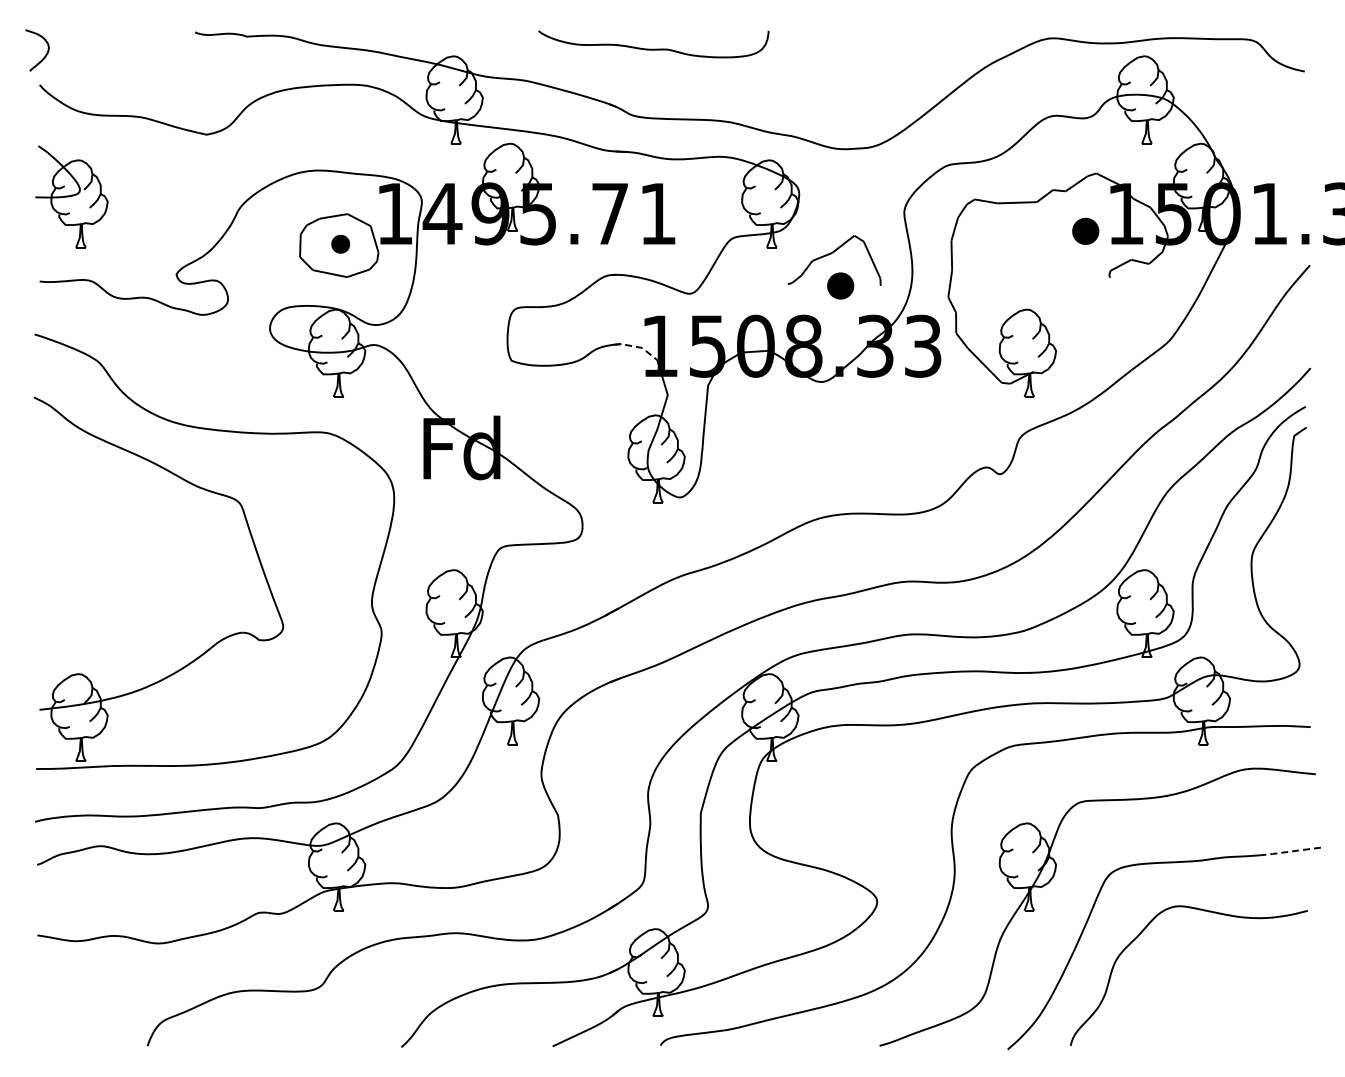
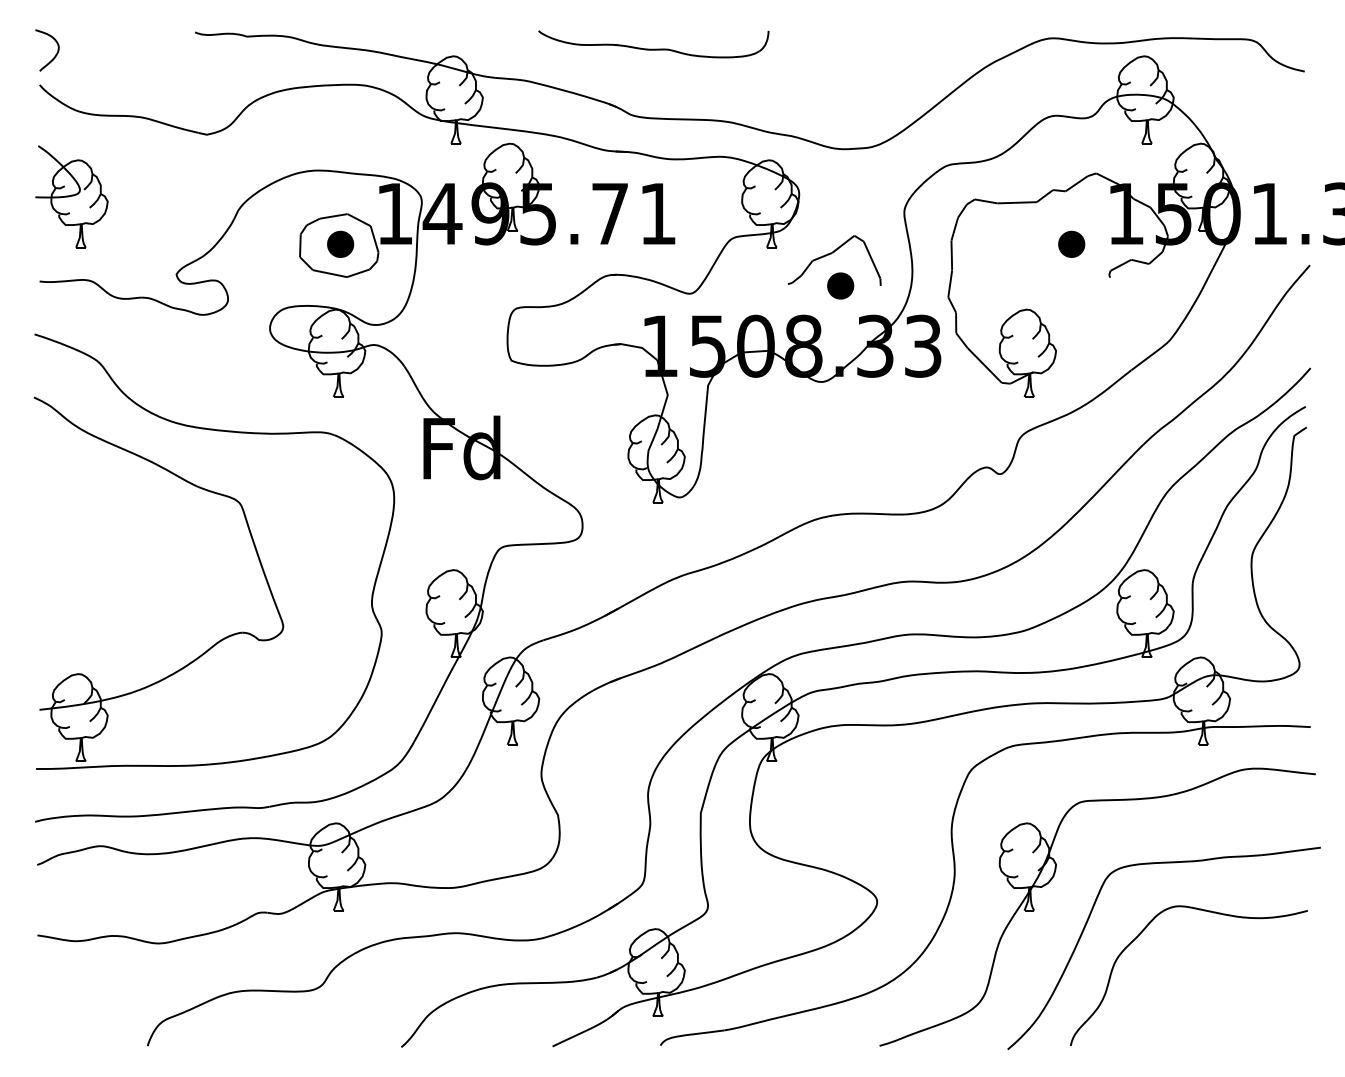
curve position: (45, 54) -> (55, 54) (55, 54)
part position: (1085, 230) -> (1071, 243) (1071, 243)
part size: 20x20 px -> 28x28 px (340, 243)
line: dashed -> solid (638, 347)
line: dashed -> solid (1290, 851)
